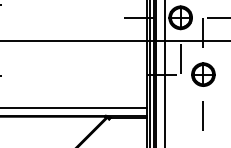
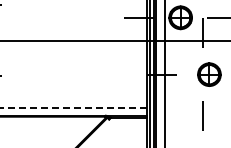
line: present -> none (180, 59)
part position: (203, 74) -> (209, 74) (209, 74)
line: solid -> dashed (73, 108)
